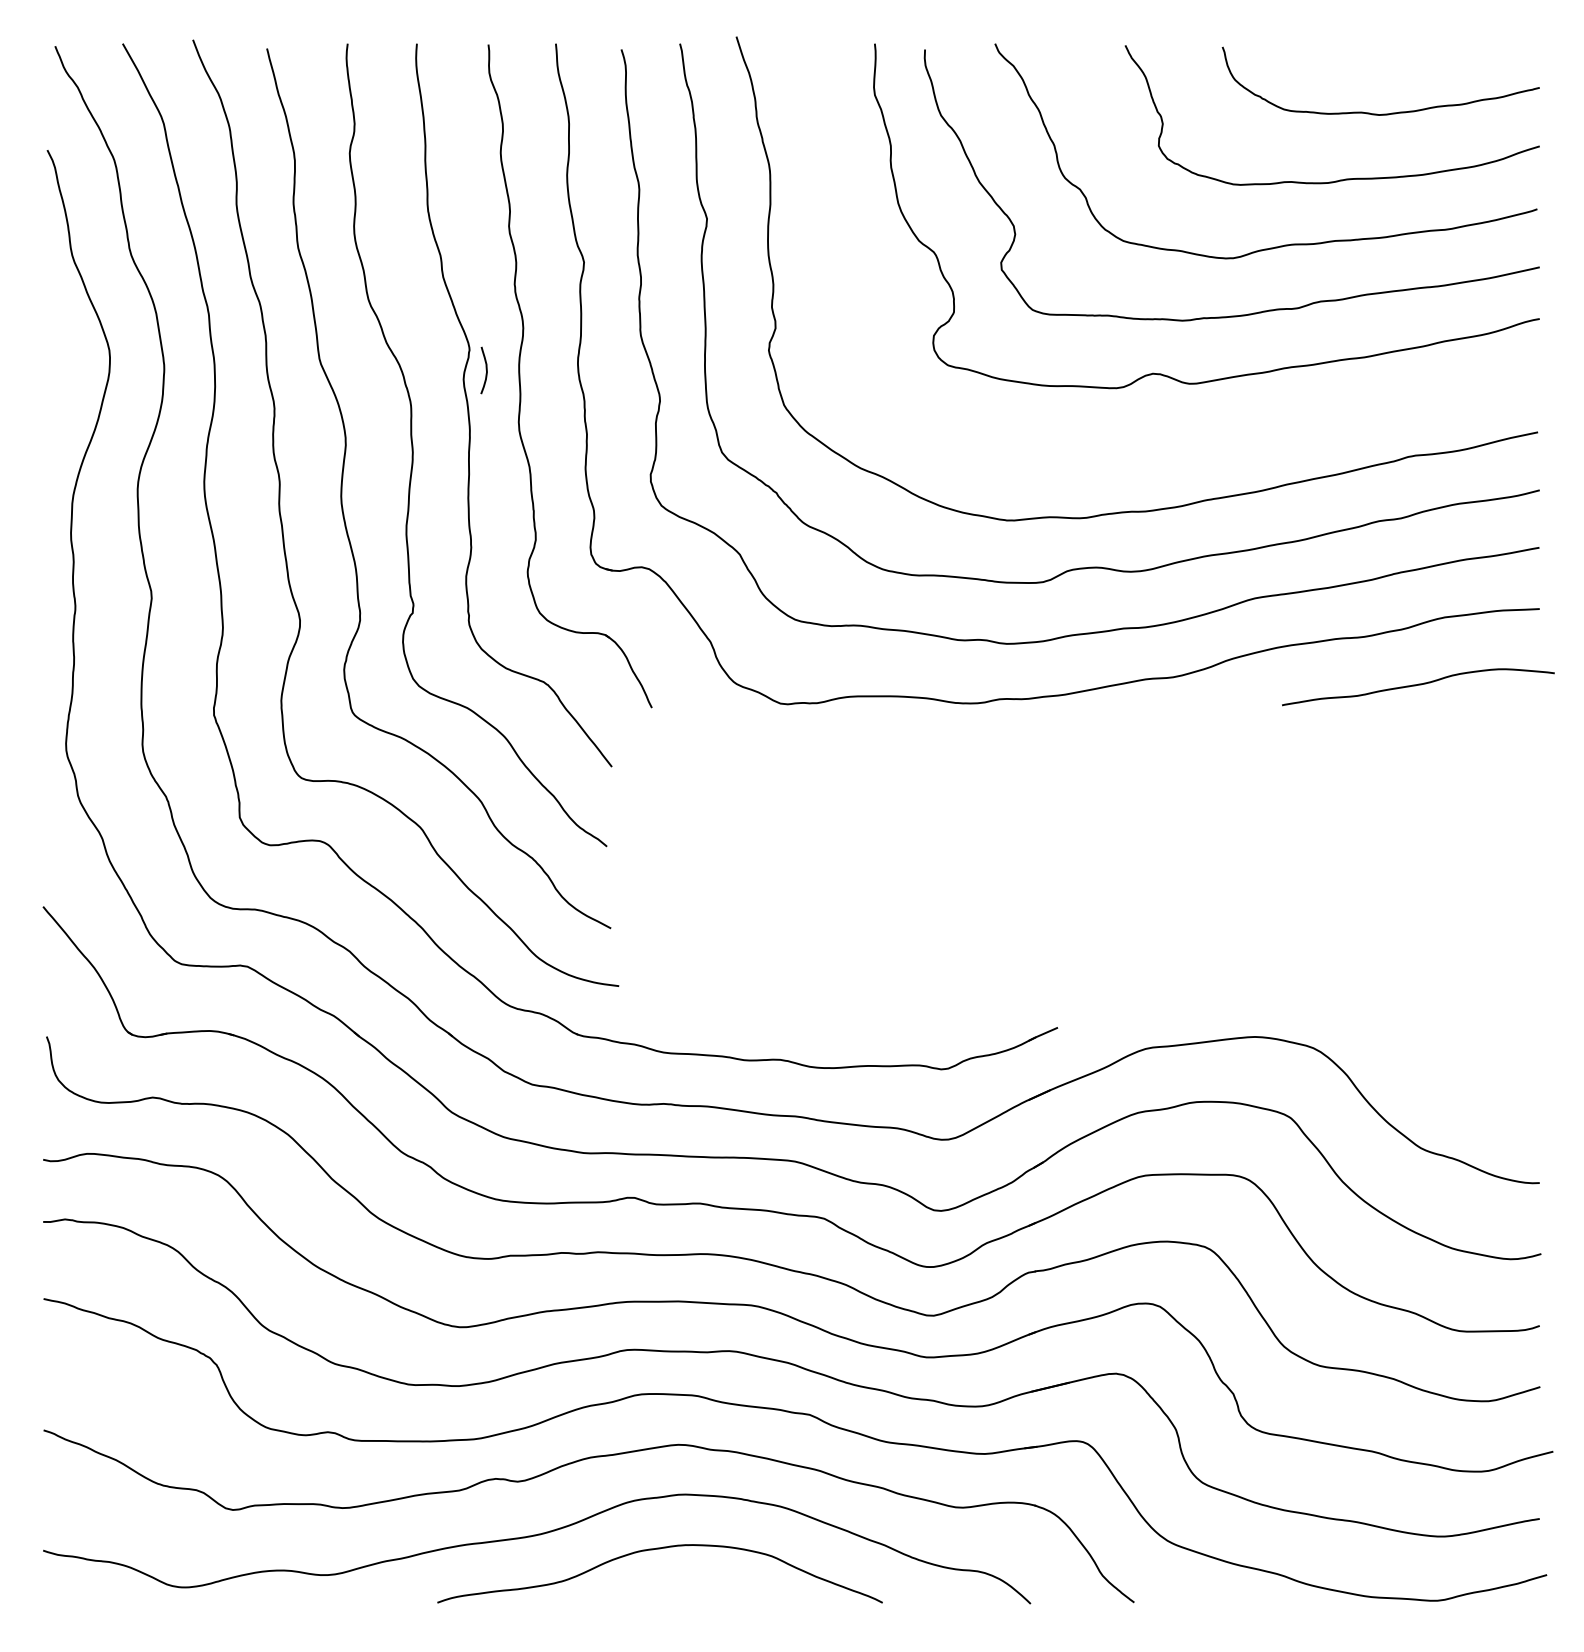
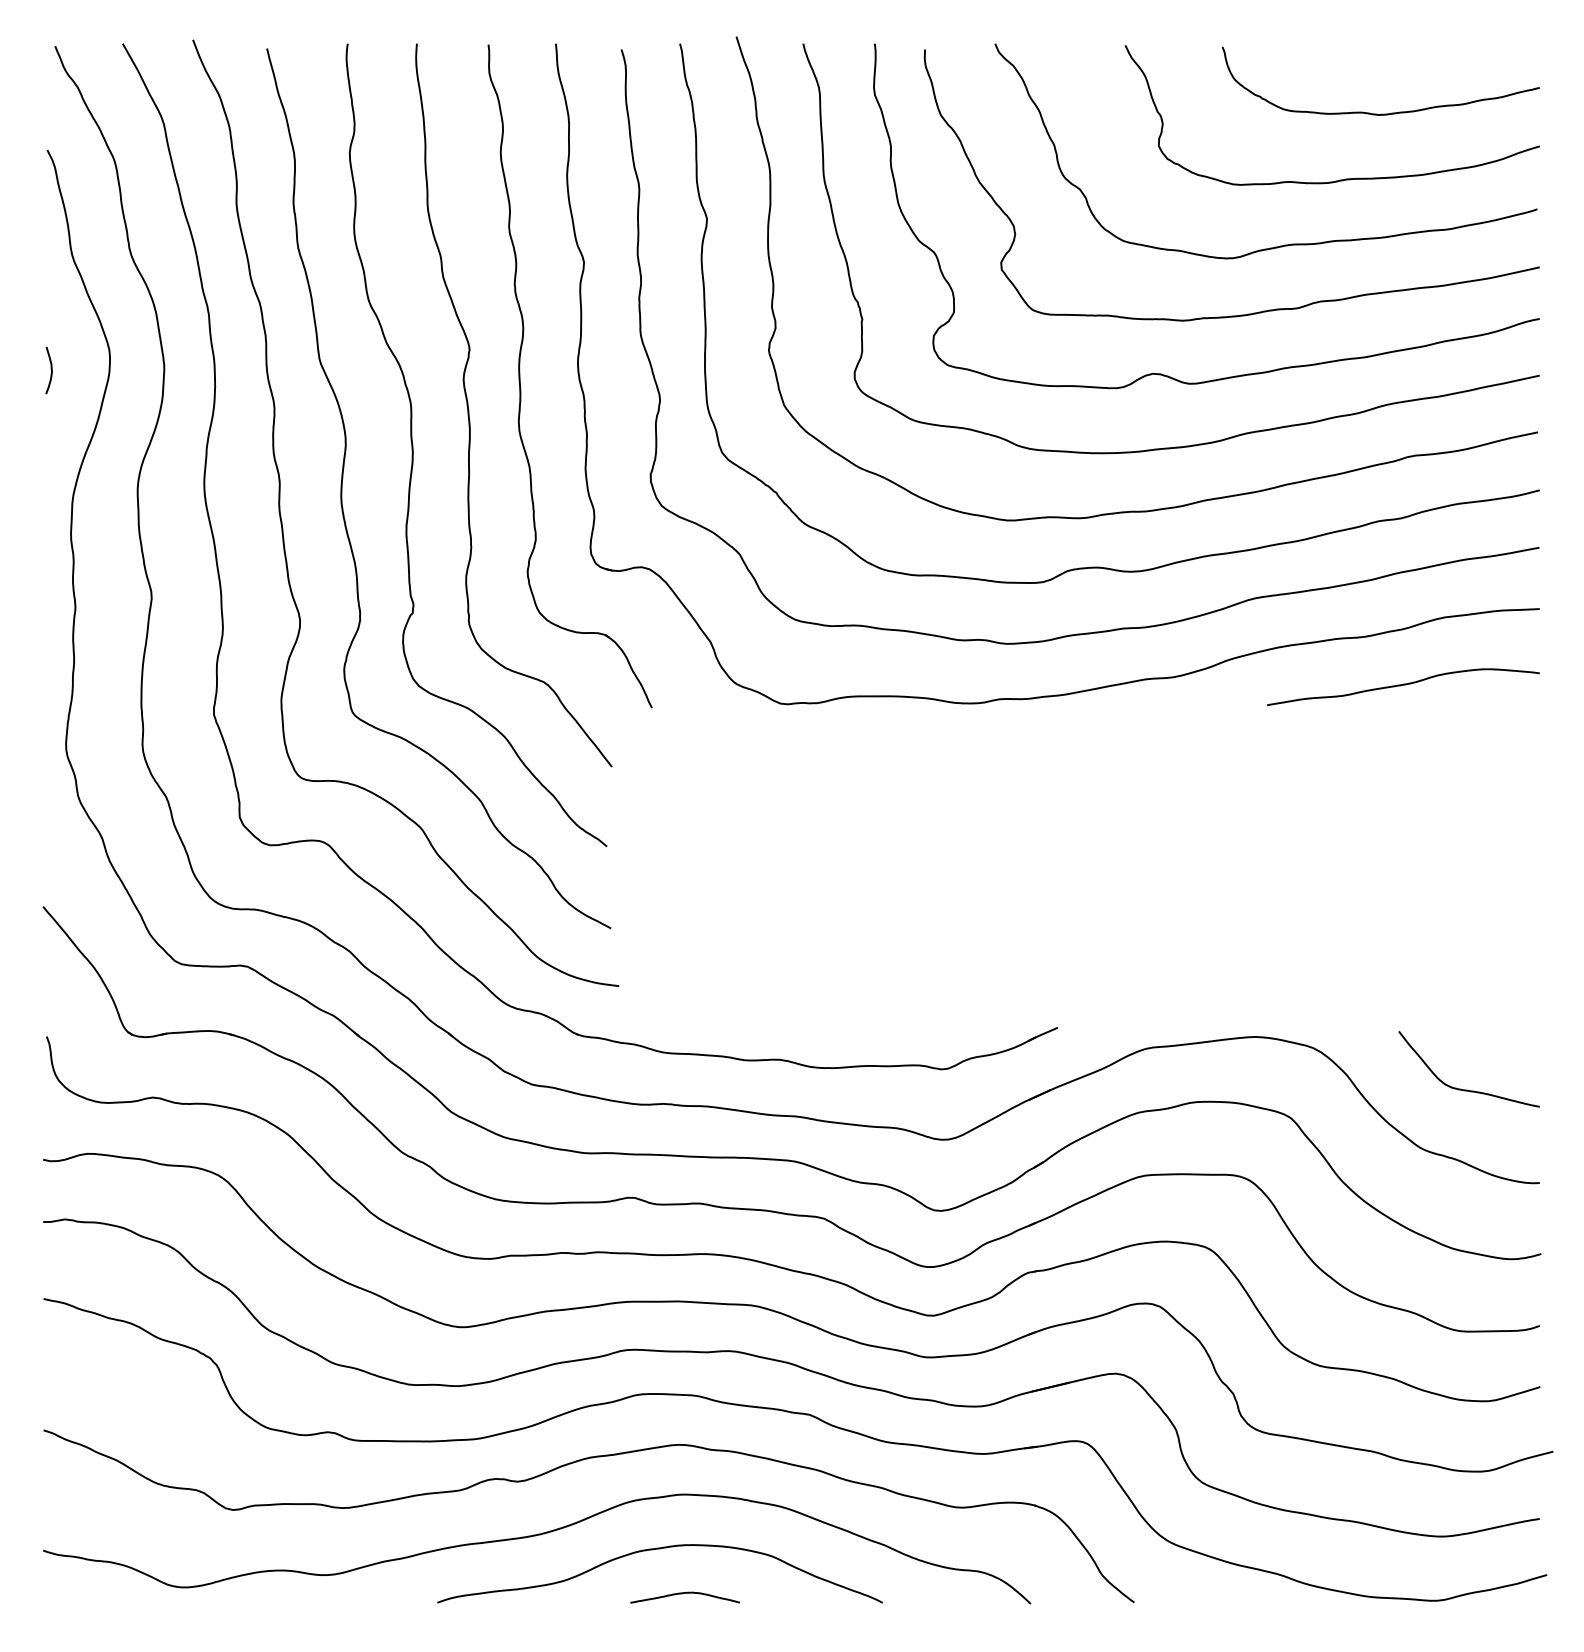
curve position: (485, 369) -> (50, 369) (50, 369)
curve: none -> present (1198, 443)
curve position: (1418, 685) -> (1403, 685) (1403, 685)
curve: none -> present (1467, 1089)
curve: none -> present (682, 1594)
